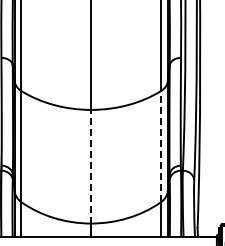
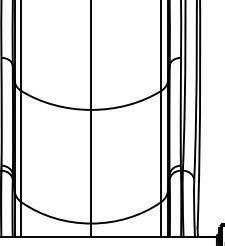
line: dashed -> solid (160, 146)
line: dashed -> solid (91, 166)
